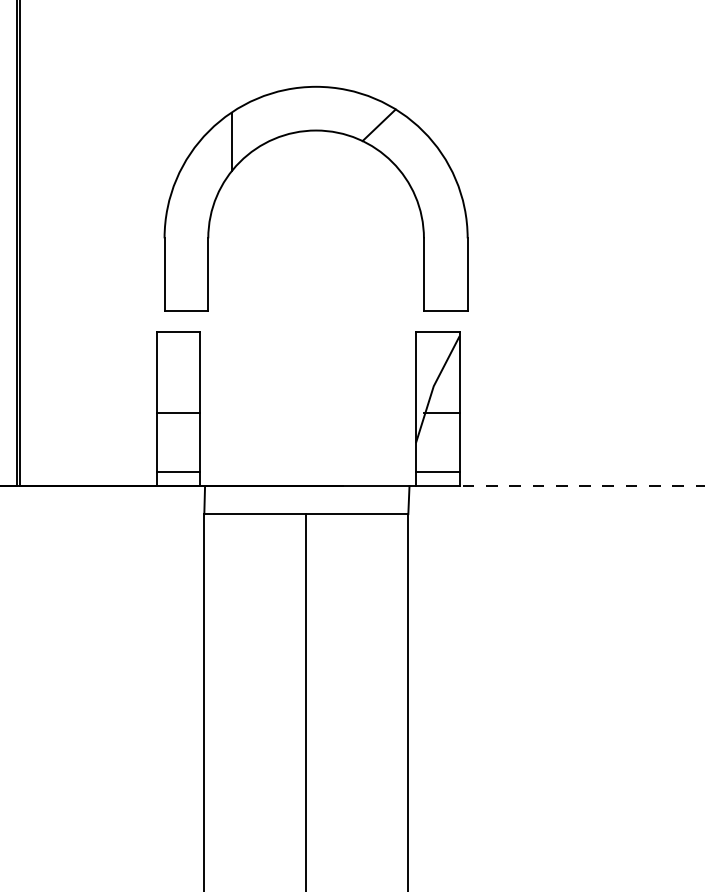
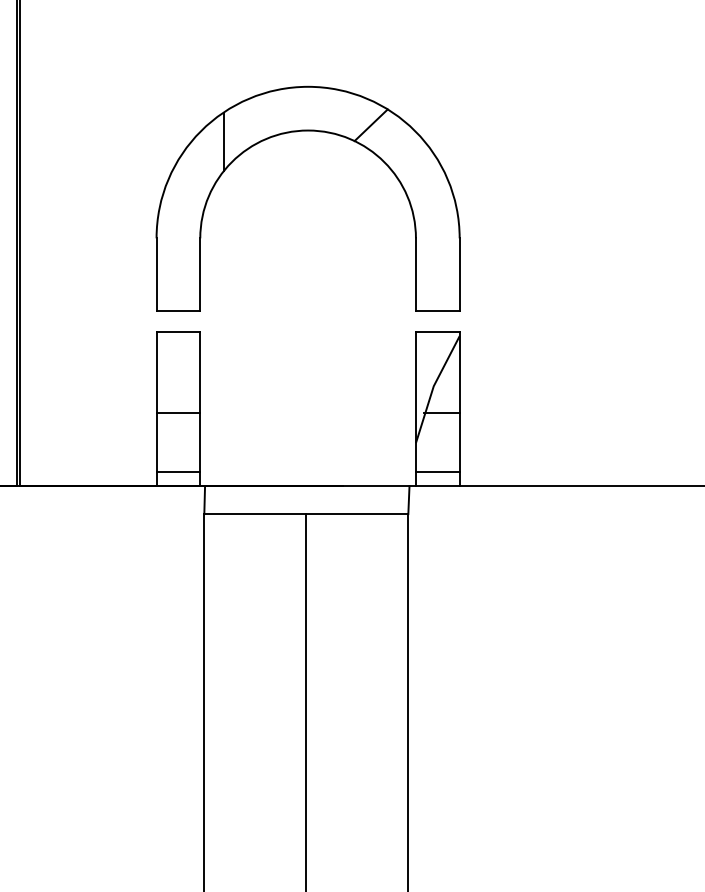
part position: (304, 132) -> (296, 132) (296, 132)
line: dashed -> solid (581, 486)
